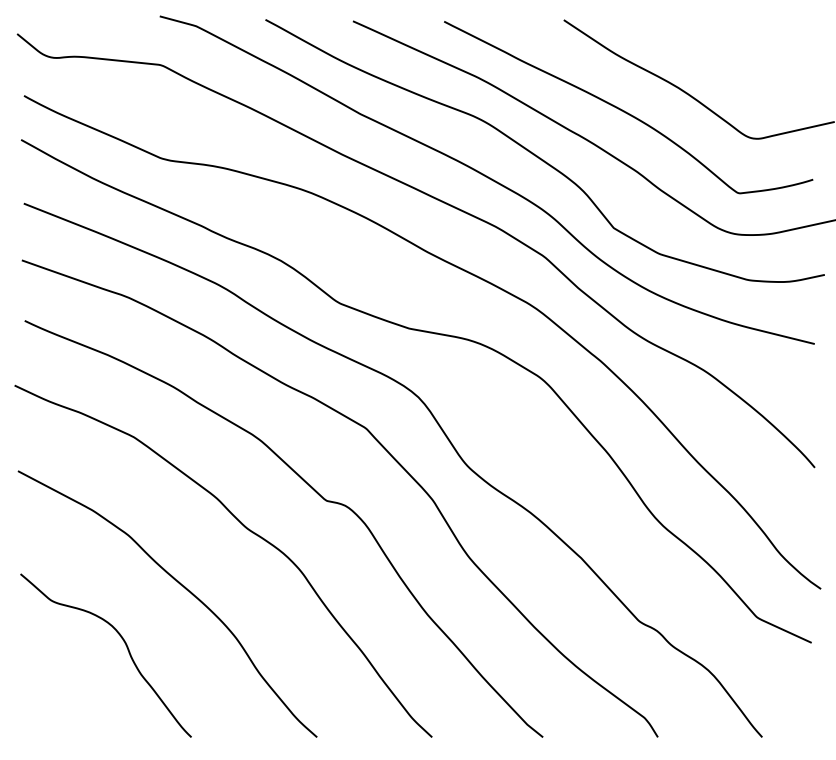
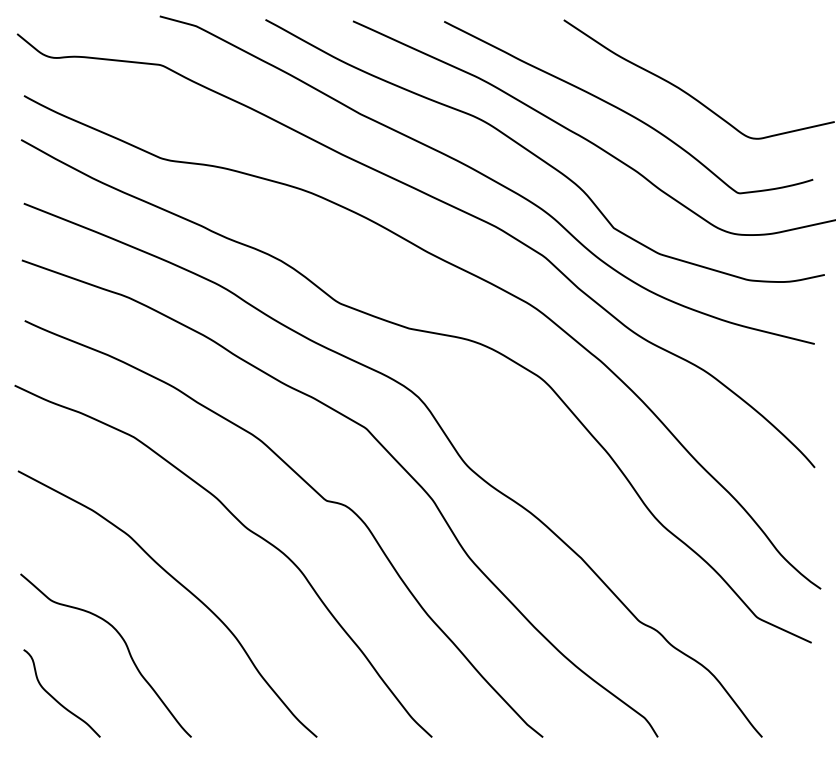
curve: none -> present (55, 698)
